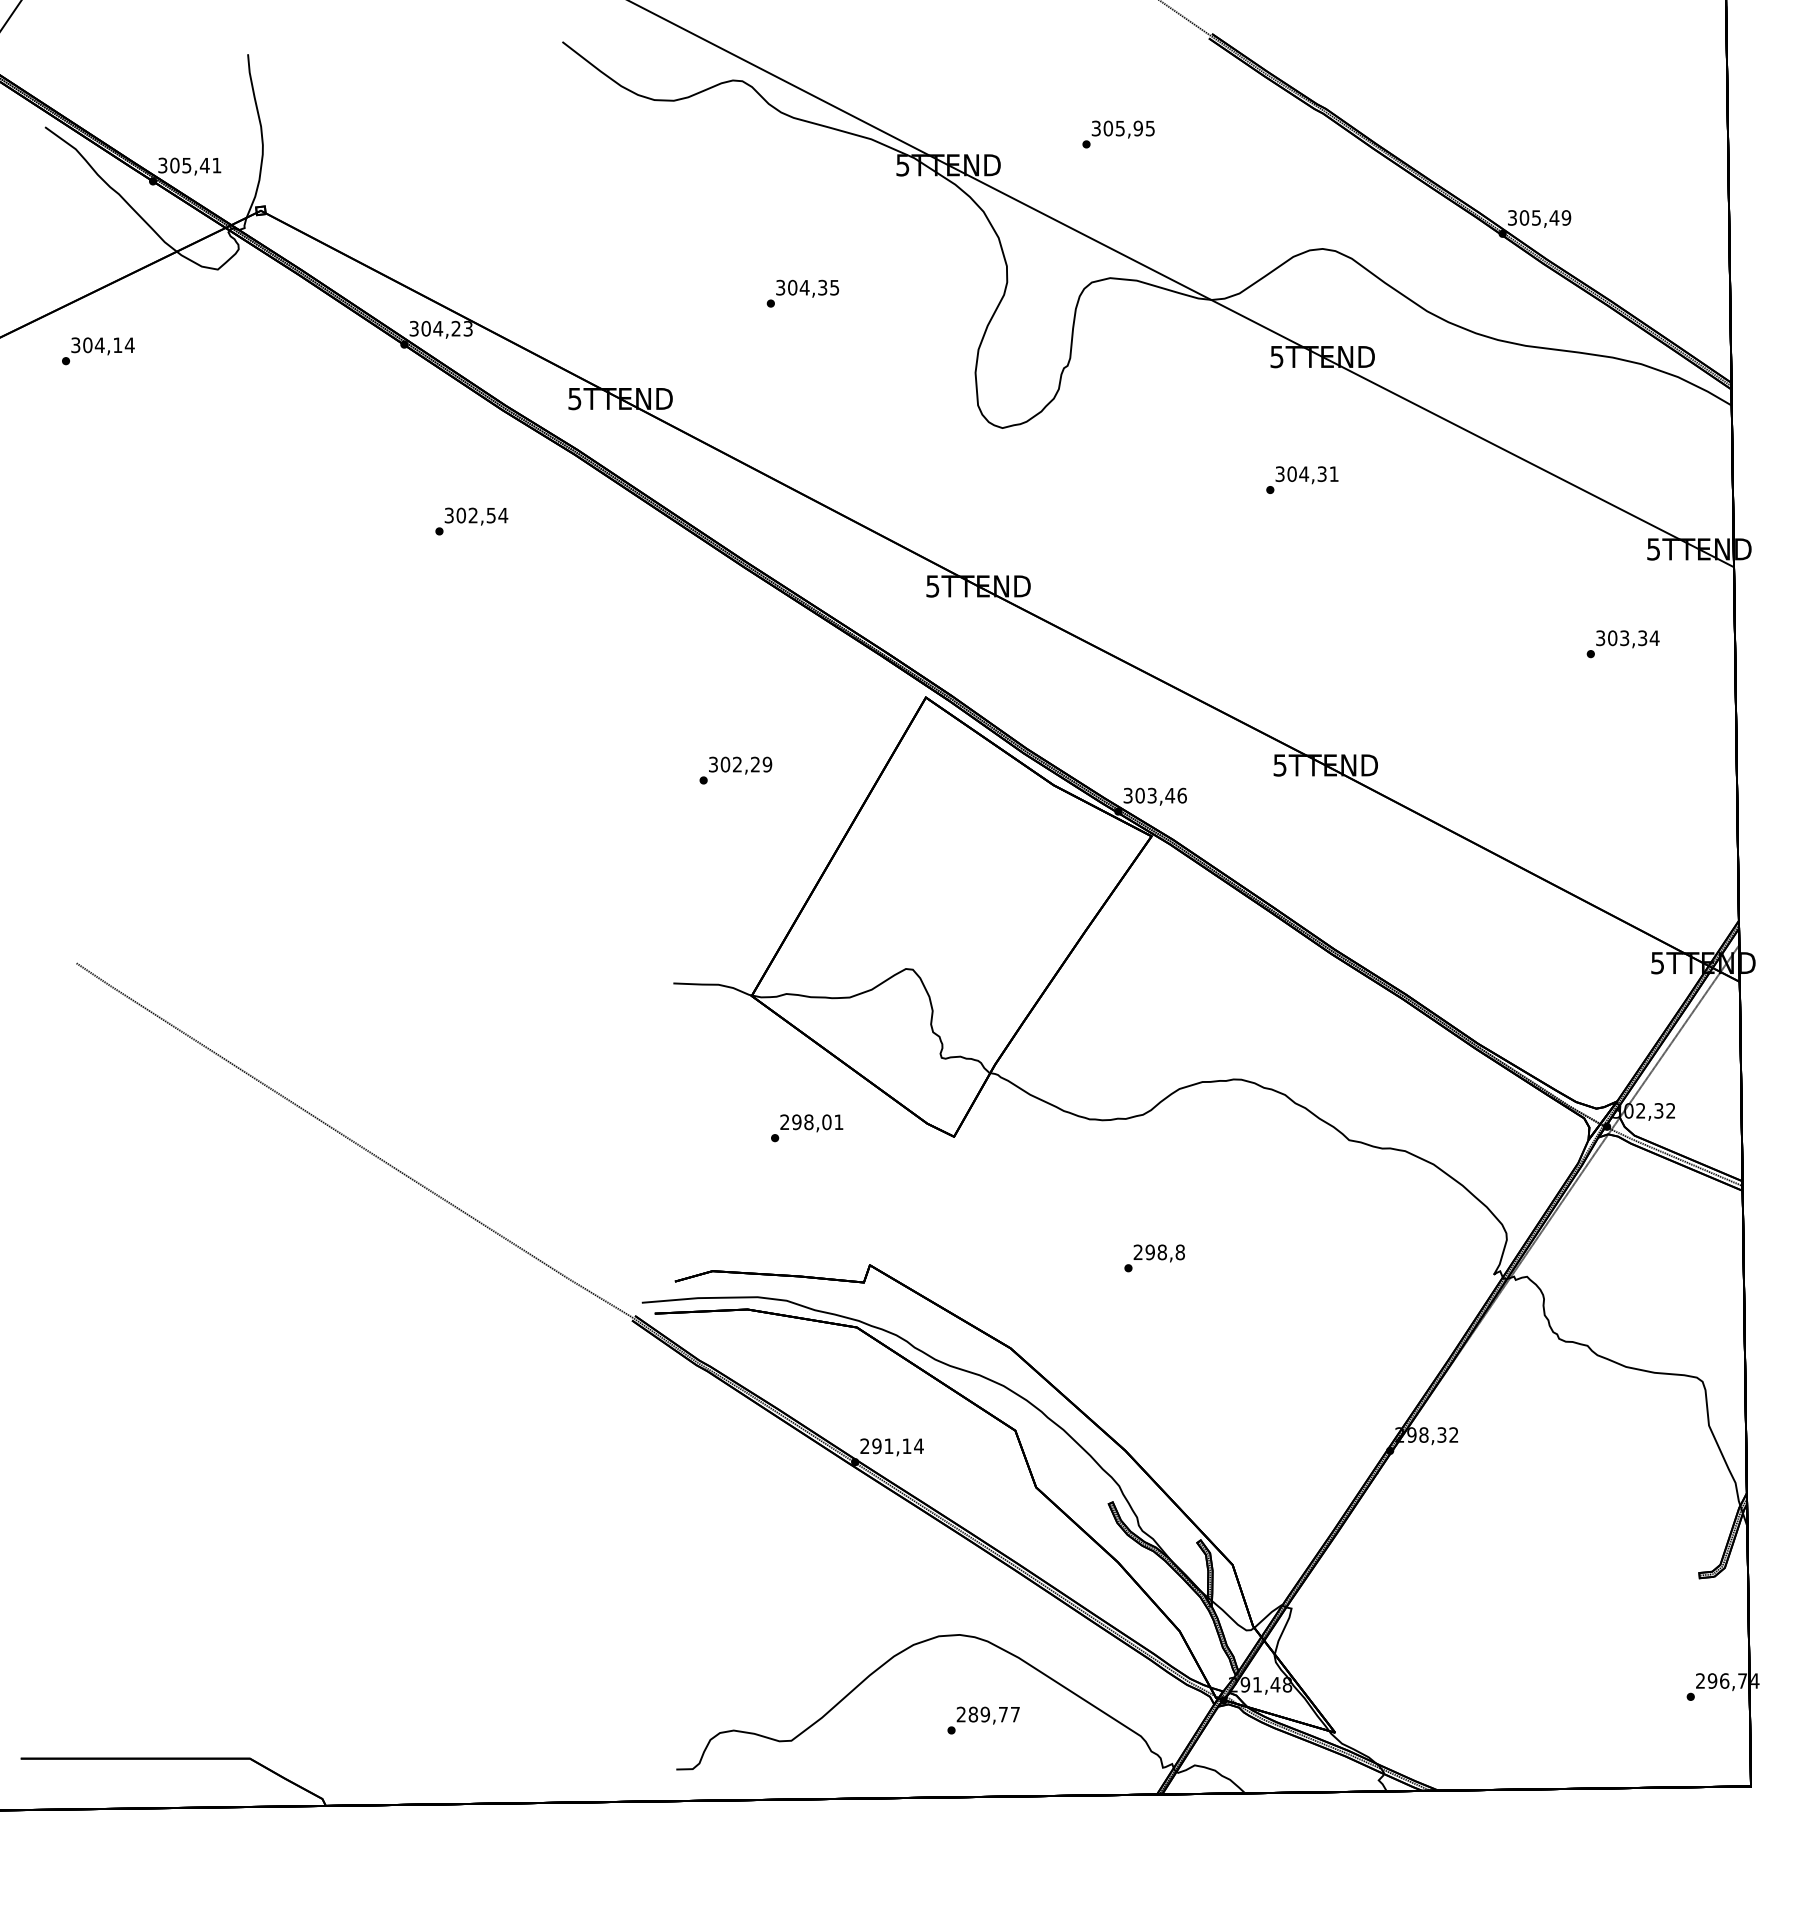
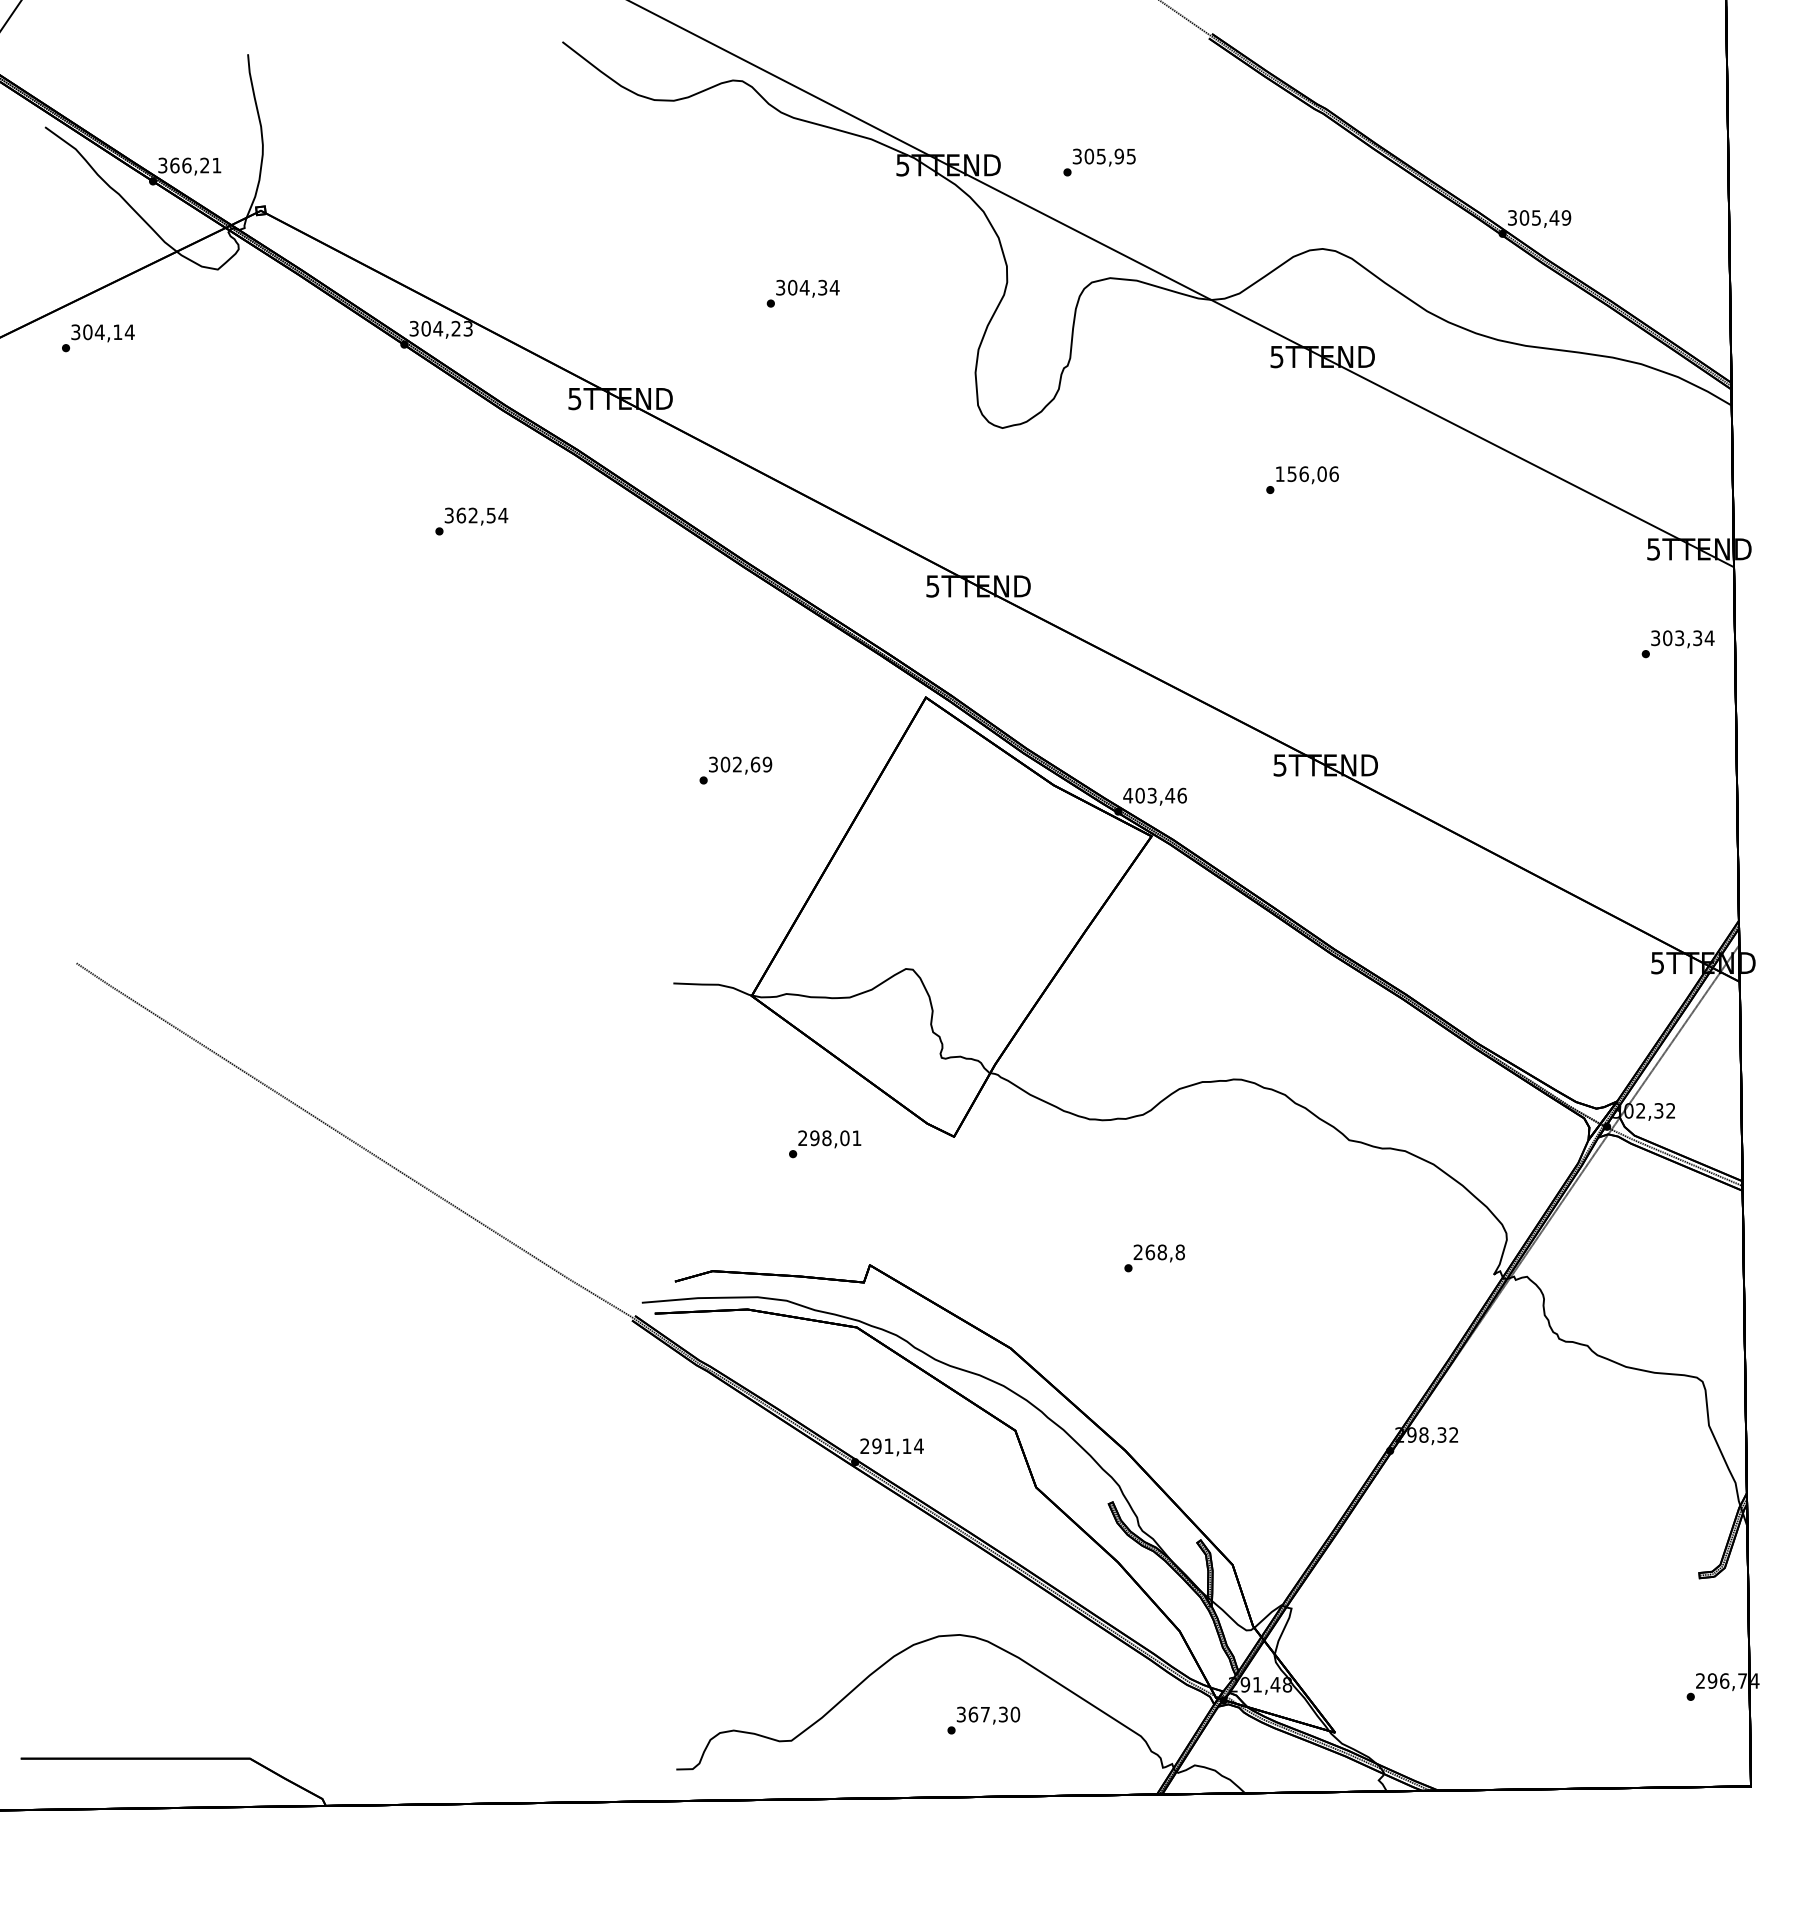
text position: (1118, 134) -> (1099, 162) (1099, 162)
text: 305,41 -> 366,21 (189, 165)
text: 304,35 -> 304,34 (834, 287)
text position: (98, 351) -> (98, 338) (98, 338)
text: 304,31 -> 156,06 (1306, 474)
text: 302,54 -> 362,54 (461, 514)
text position: (1622, 644) -> (1677, 644) (1677, 644)
text: 302,29 -> 302,69 (755, 764)
text: 303,46 -> 403,46 (1128, 795)
text position: (807, 1128) -> (825, 1144) (825, 1144)
text: 298,8 -> 268,8 (1150, 1252)
text: 289,77 -> 367,30 (988, 1714)
